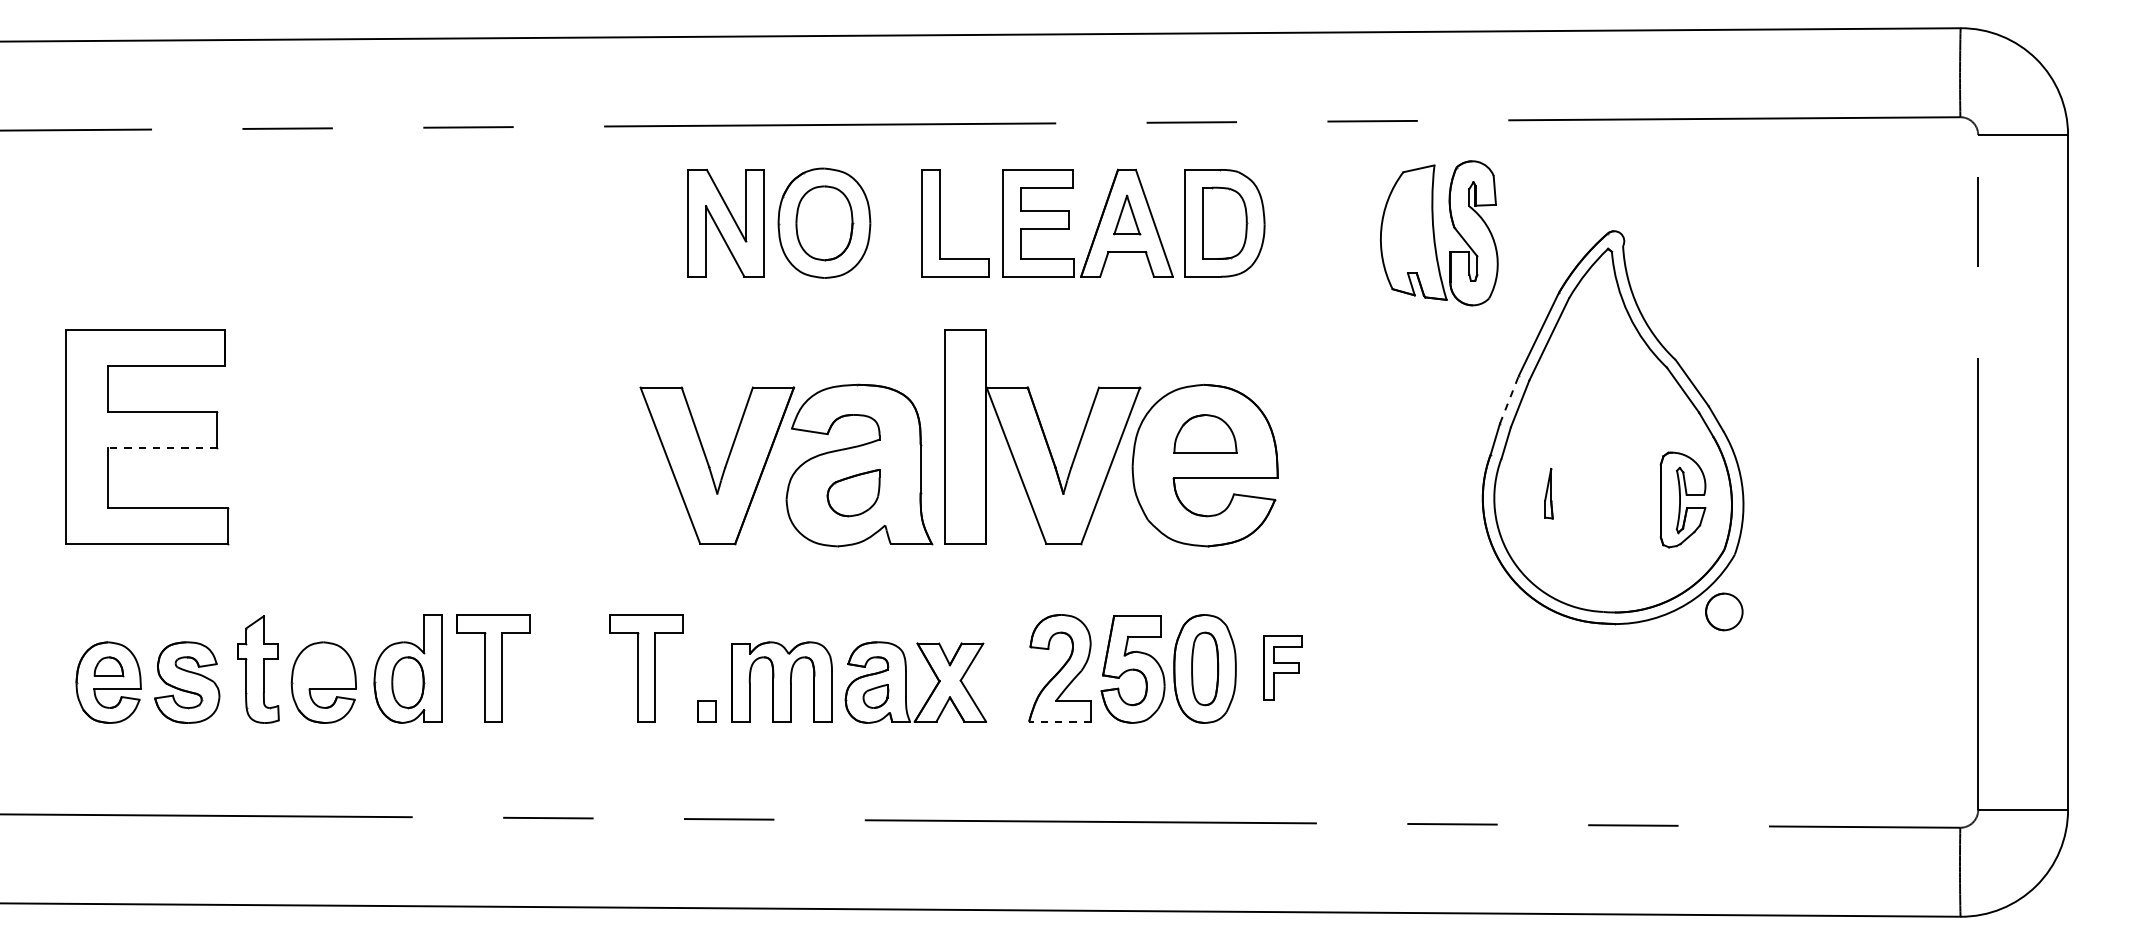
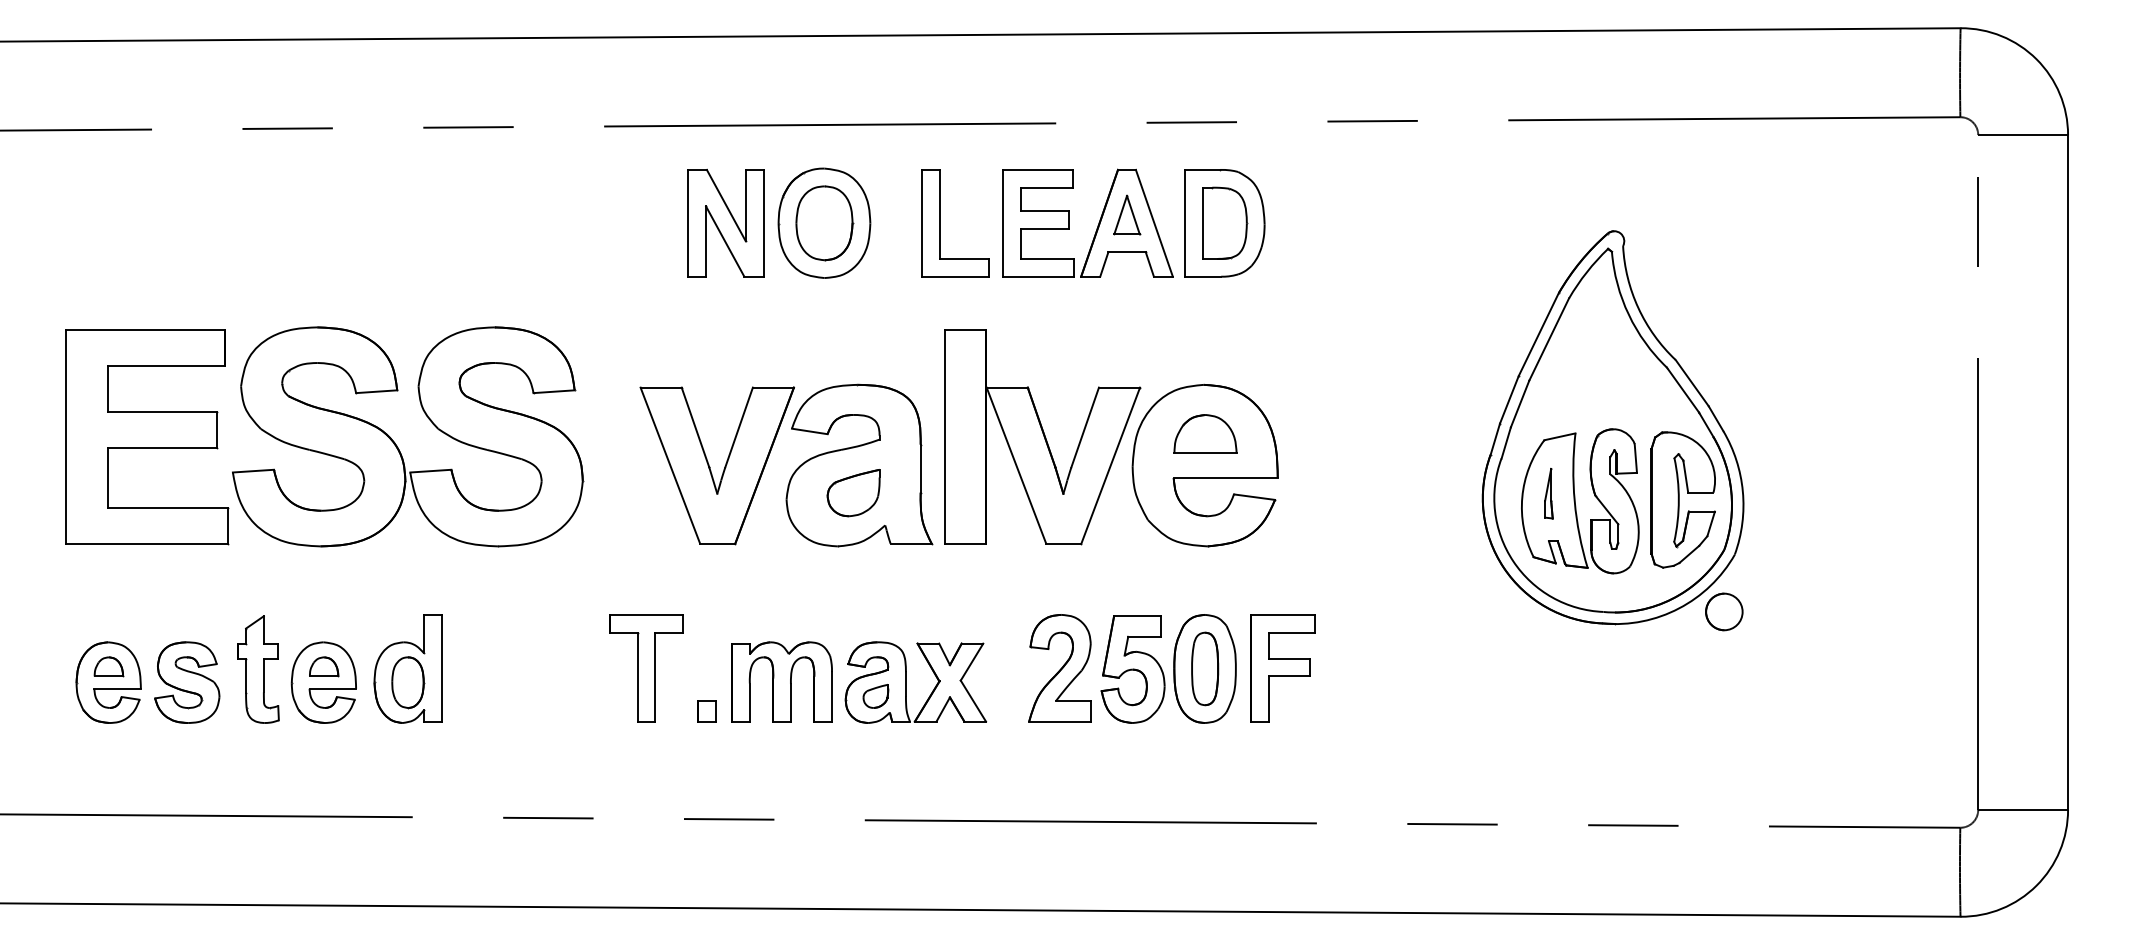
part position: (1439, 233) -> (1580, 501) (1580, 501)
line: dashed -> solid (1509, 399)
part: none -> present (397, 445)
line: dashed -> solid (162, 447)
part size: 48x98 px -> 66x138 px (1682, 499)
part: none -> present (324, 666)
part size: 40x66 px -> 66x109 px (1282, 668)
part: present -> none (493, 668)
line: dashed -> solid (1059, 721)
